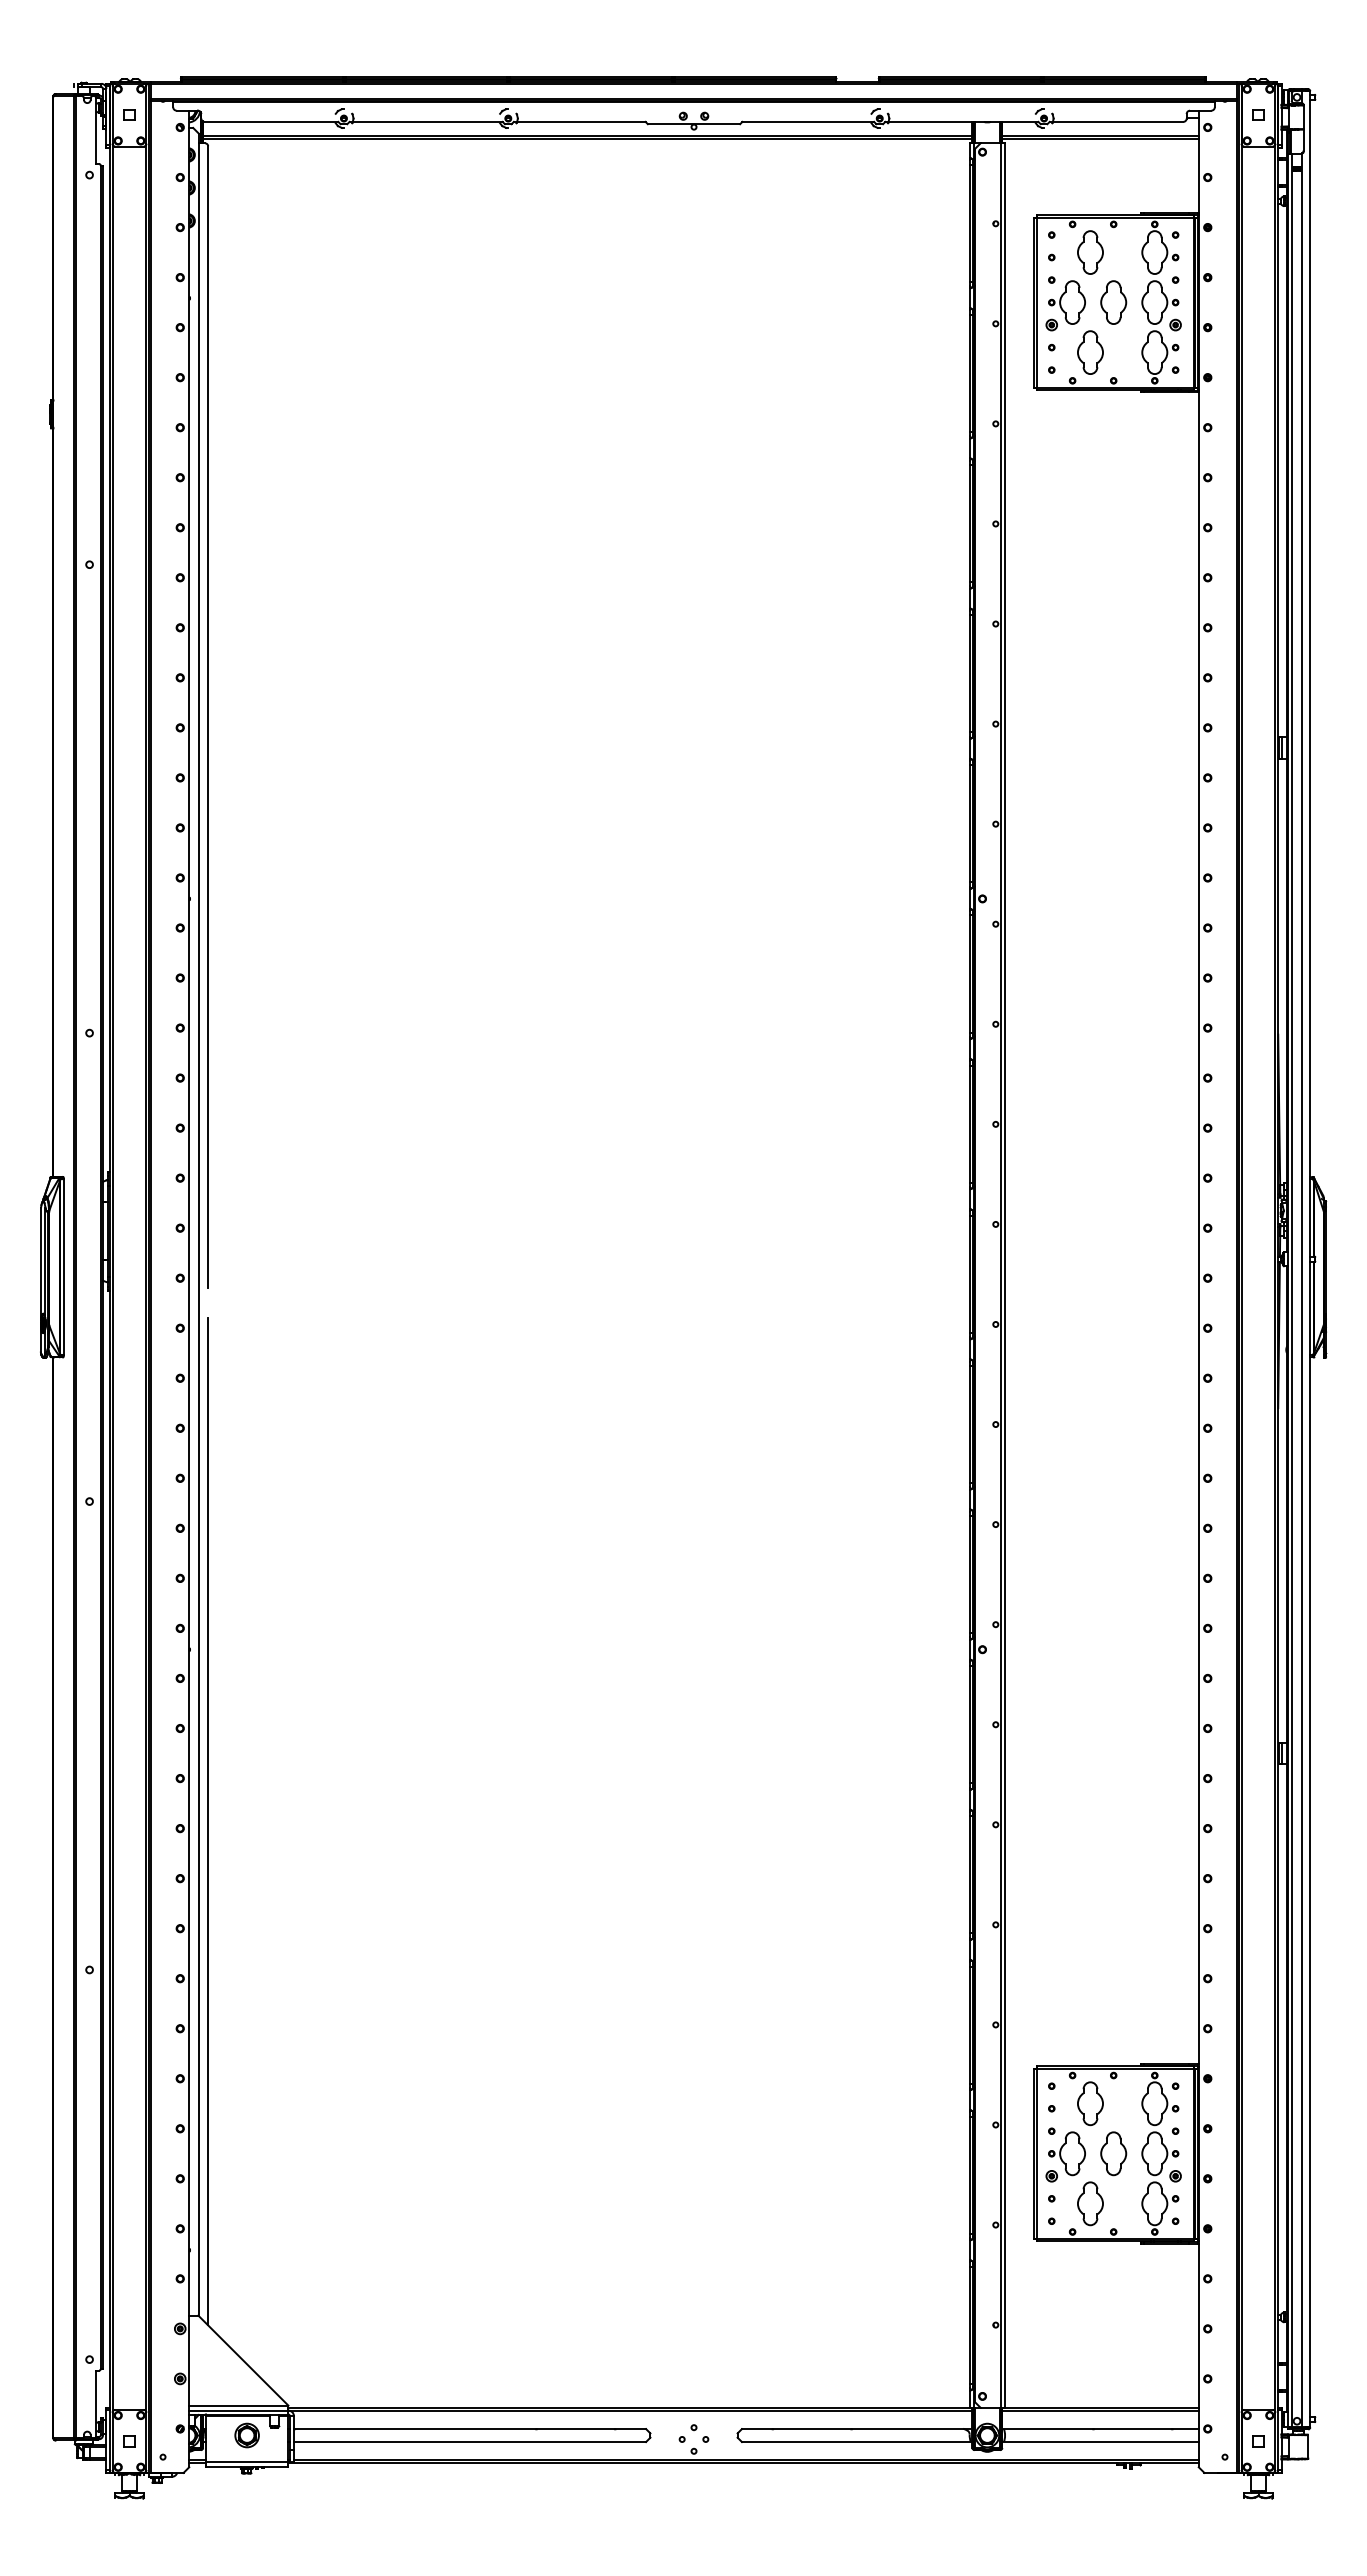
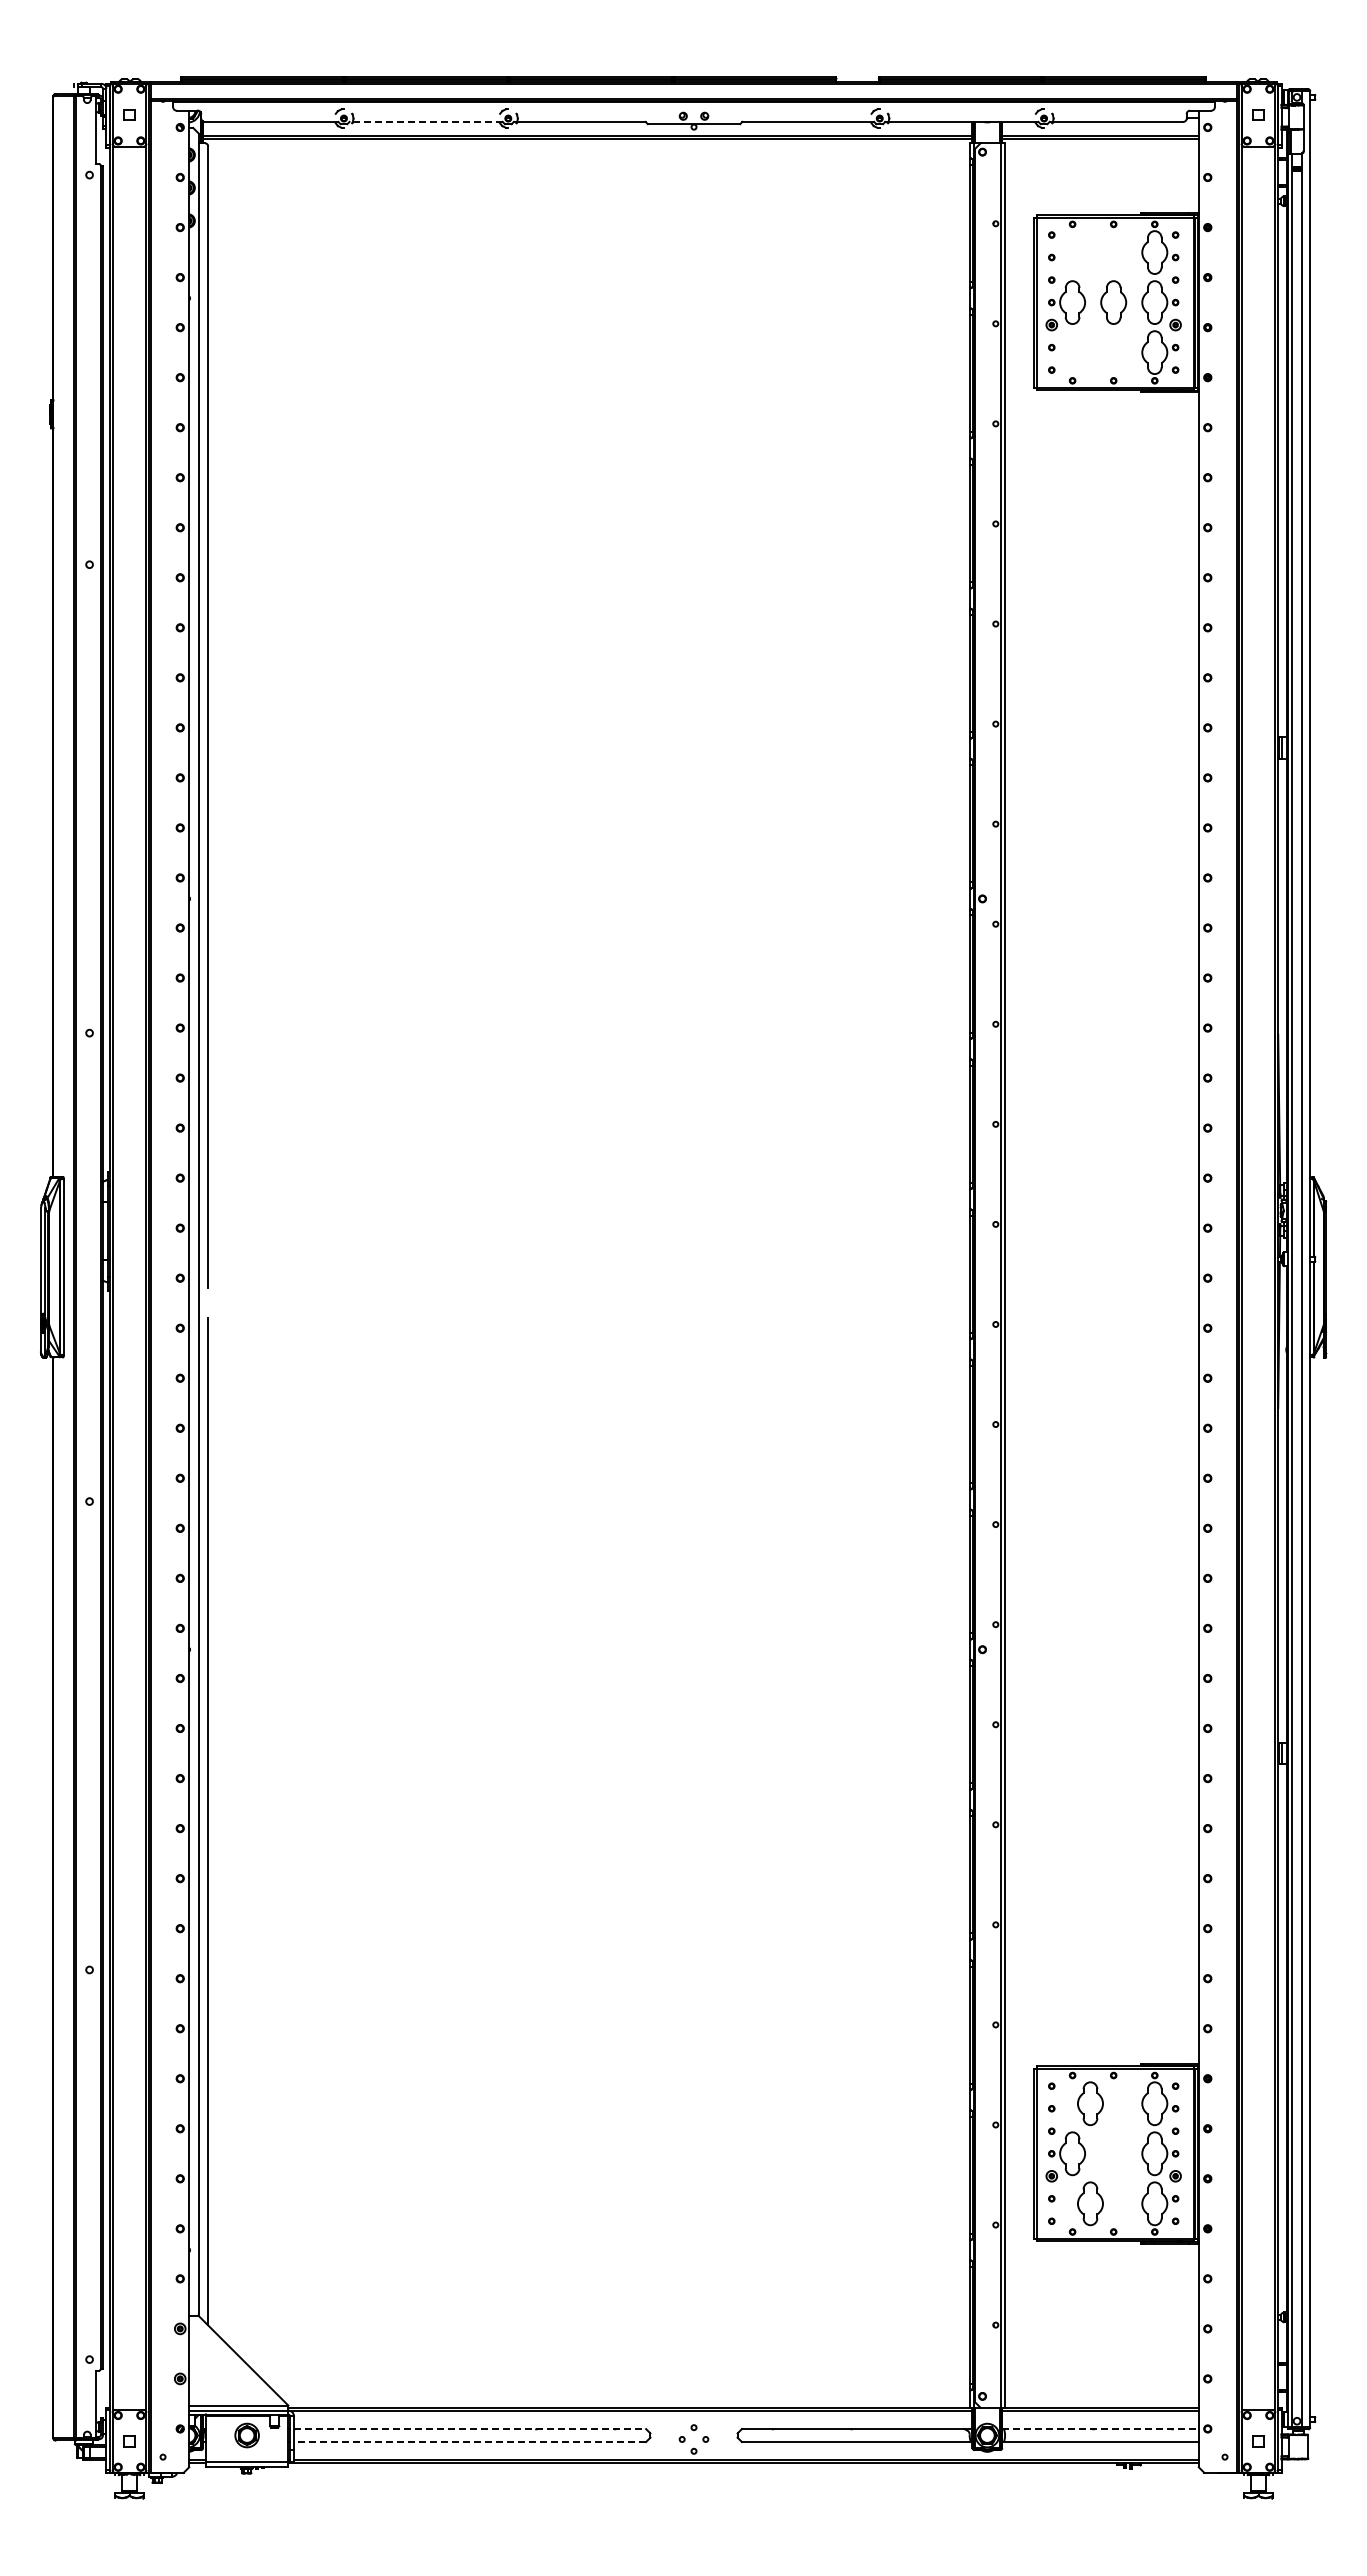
line: solid -> dashed (426, 121)
part: present -> none (1090, 252)
part: present -> none (1090, 352)
part: present -> none (1113, 2153)
line: solid -> dashed (470, 2429)
line: solid -> dashed (1101, 2429)
line: solid -> dashed (469, 2442)
